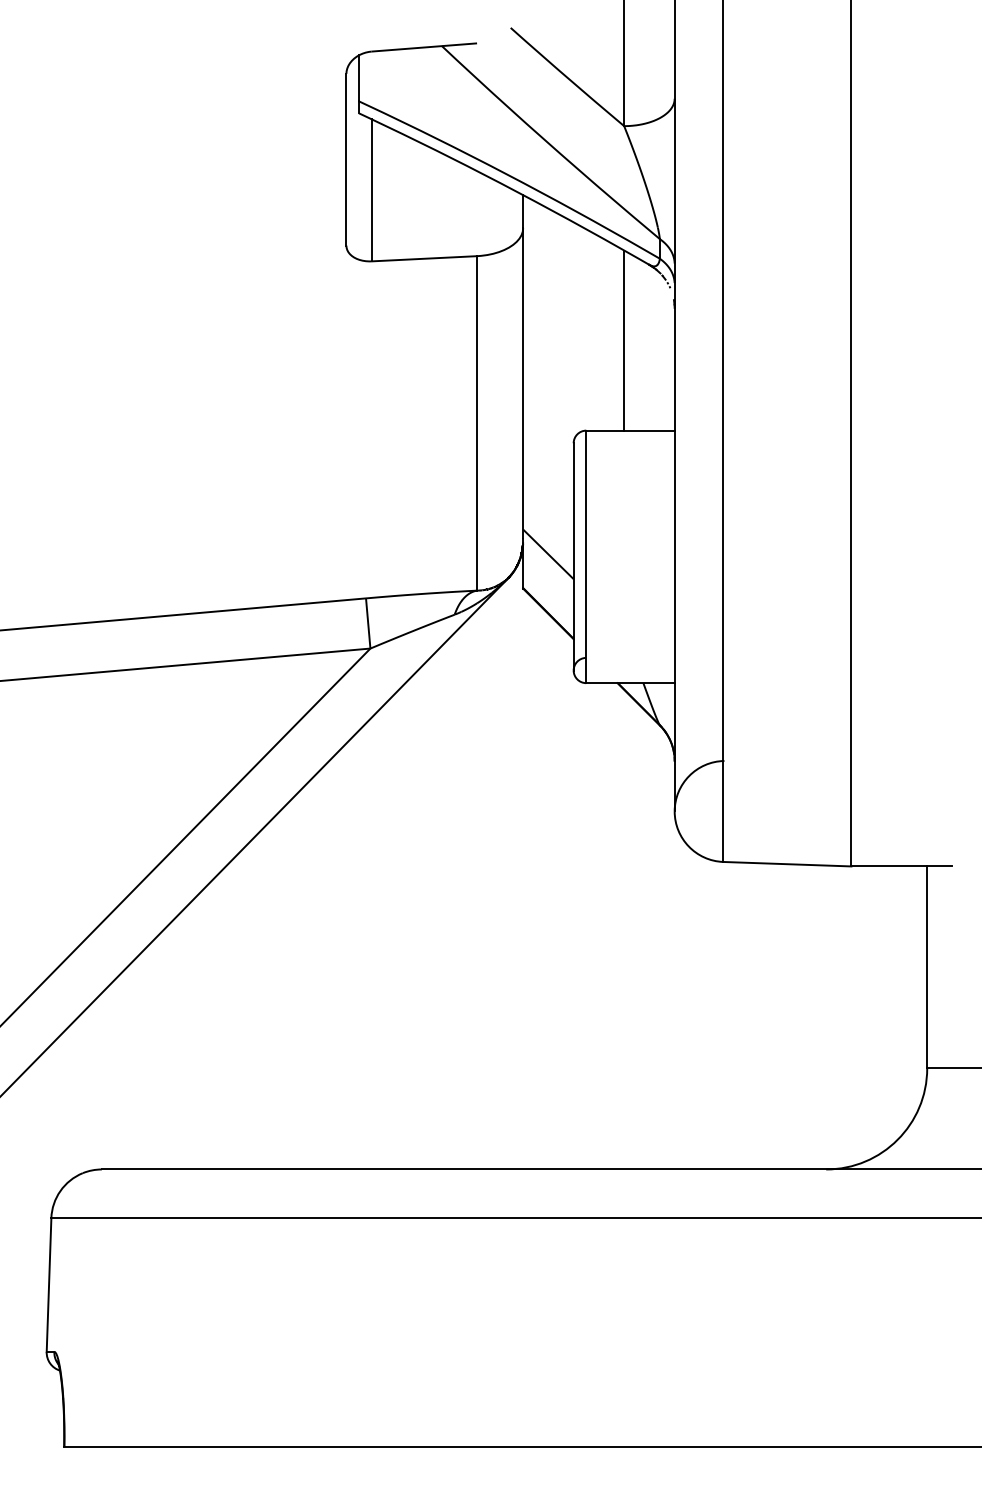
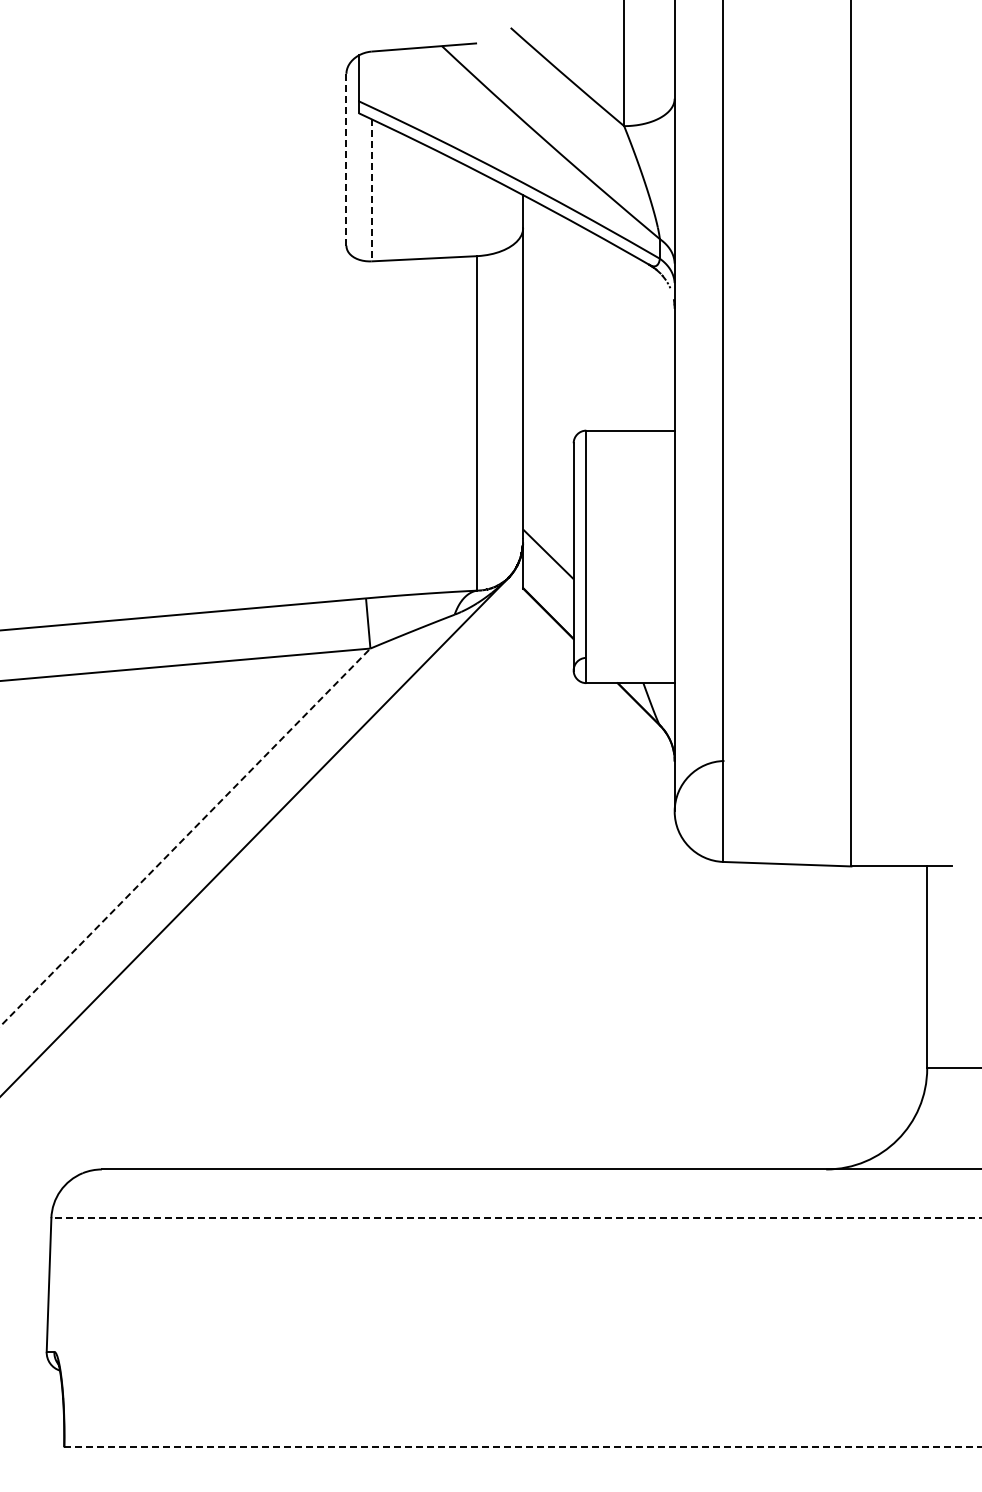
line: solid -> dashed (346, 159)
line: solid -> dashed (371, 190)
line: present -> none (624, 340)
line: solid -> dashed (185, 837)
line: solid -> dashed (516, 1218)
line: solid -> dashed (522, 1447)
